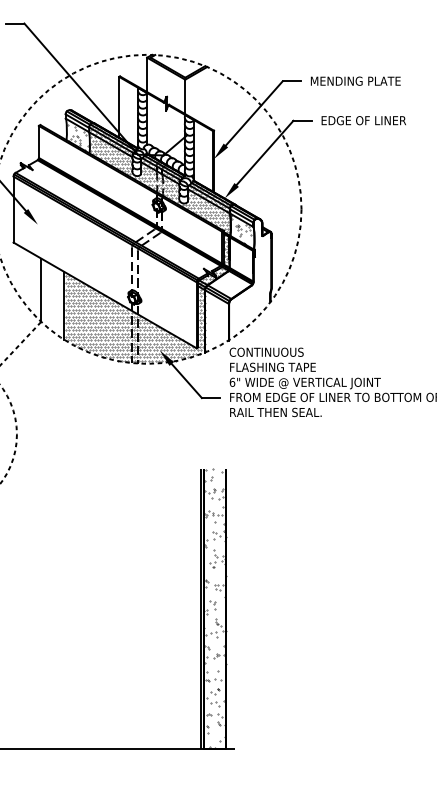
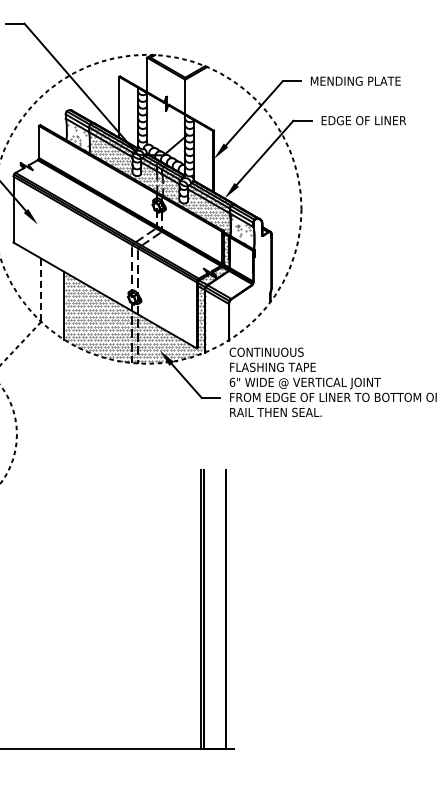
line: solid -> dashed (41, 290)
hatch: present -> none (214, 608)
